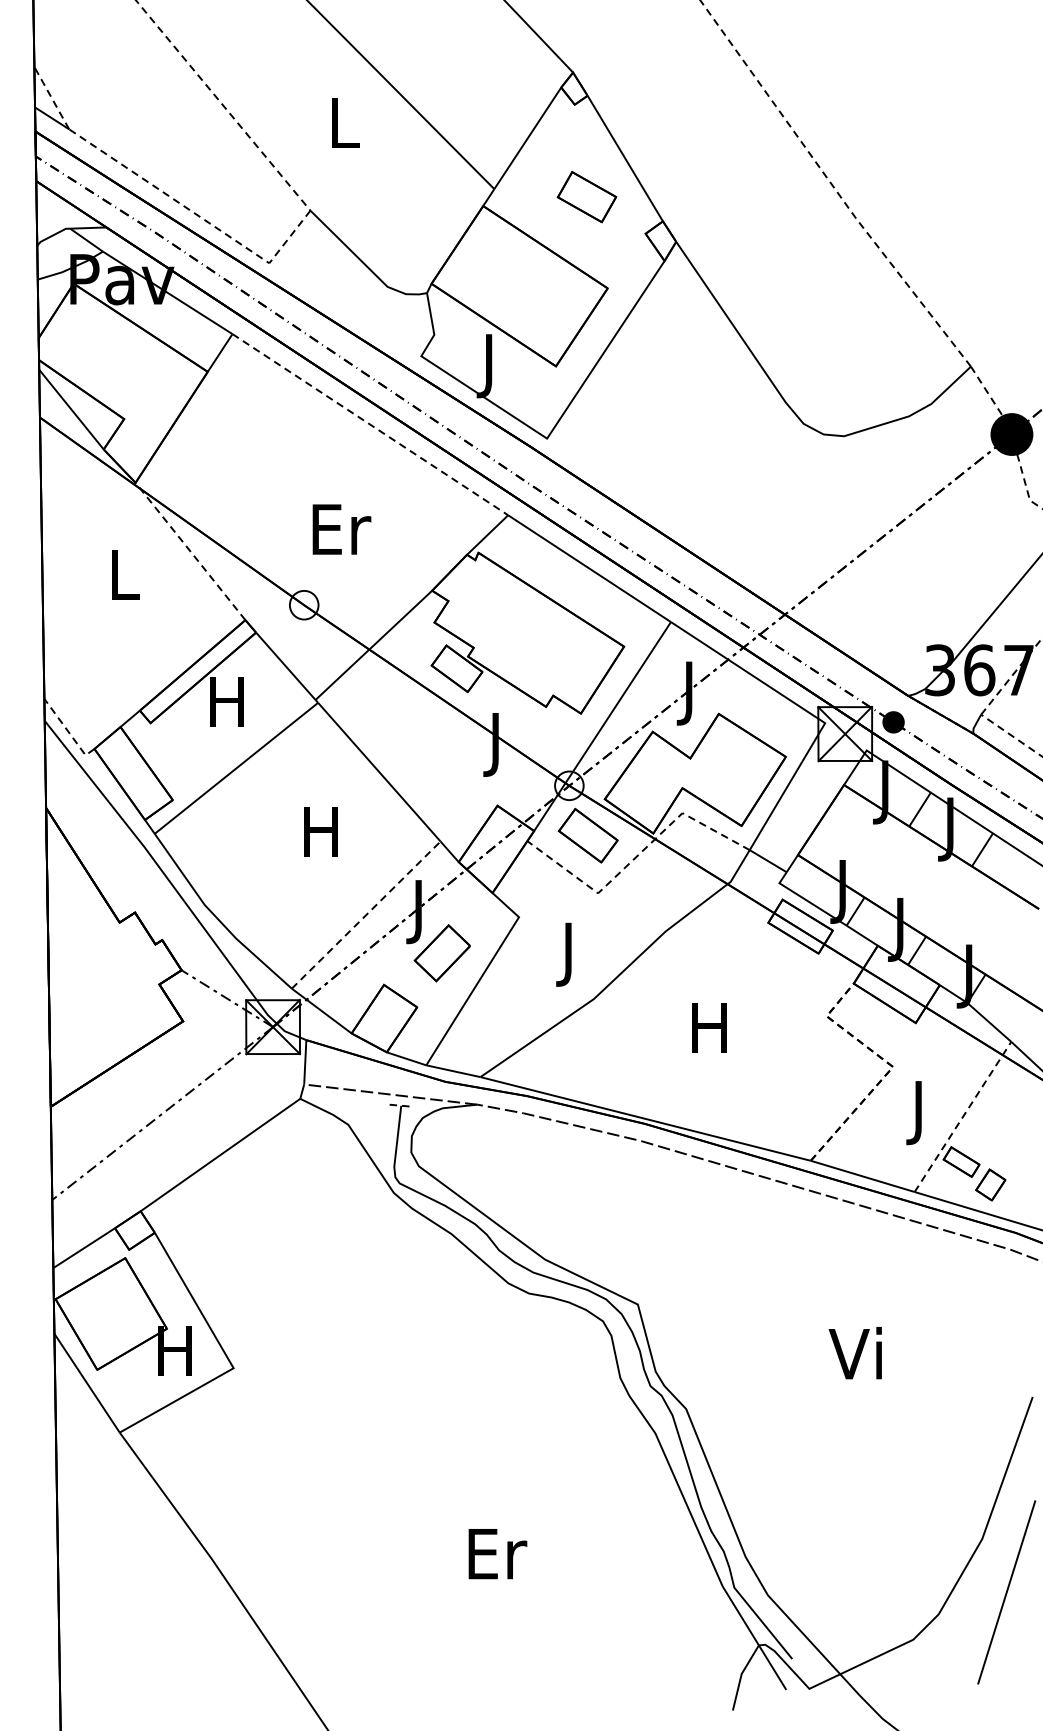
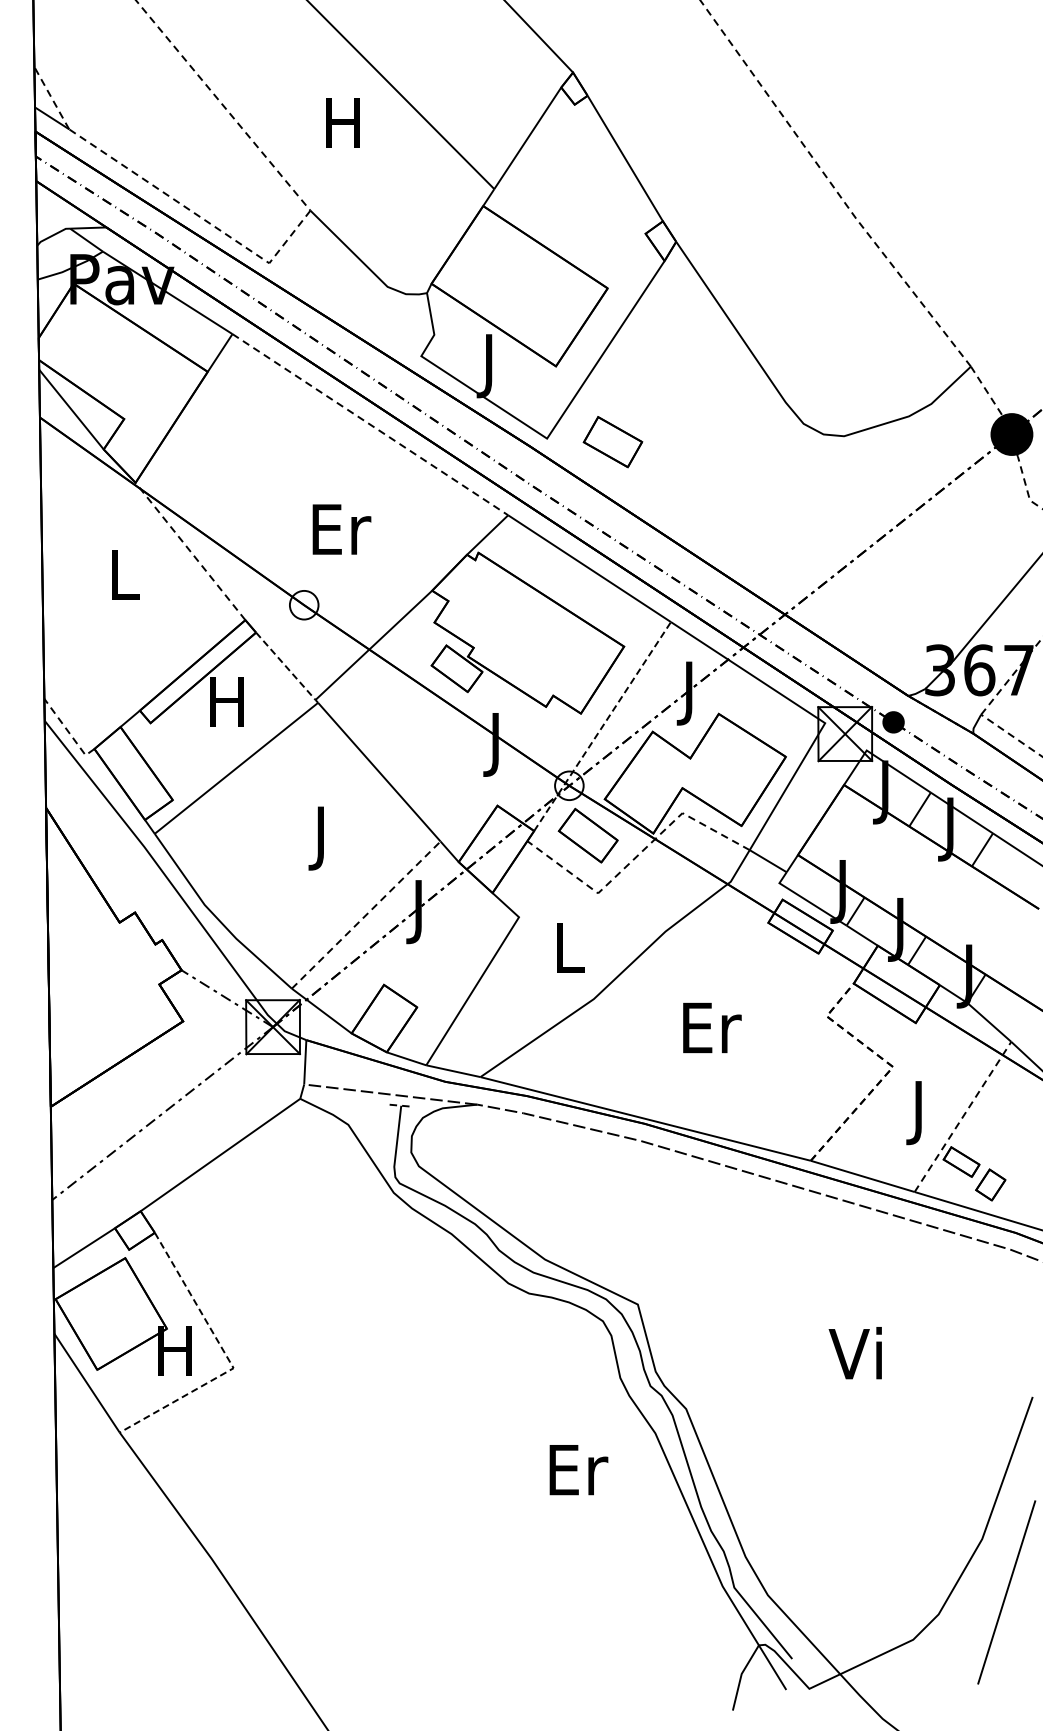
text: L -> H (342, 122)
part position: (586, 197) -> (612, 442) (612, 442)
line: solid -> dashed (285, 666)
line: solid -> dashed (602, 726)
text: H -> J (320, 838)
part: present -> none (441, 953)
text: J -> L (570, 954)
text: H -> Er (712, 1027)
line: solid -> dashed (227, 1357)
text position: (497, 1554) -> (578, 1470) (578, 1470)
